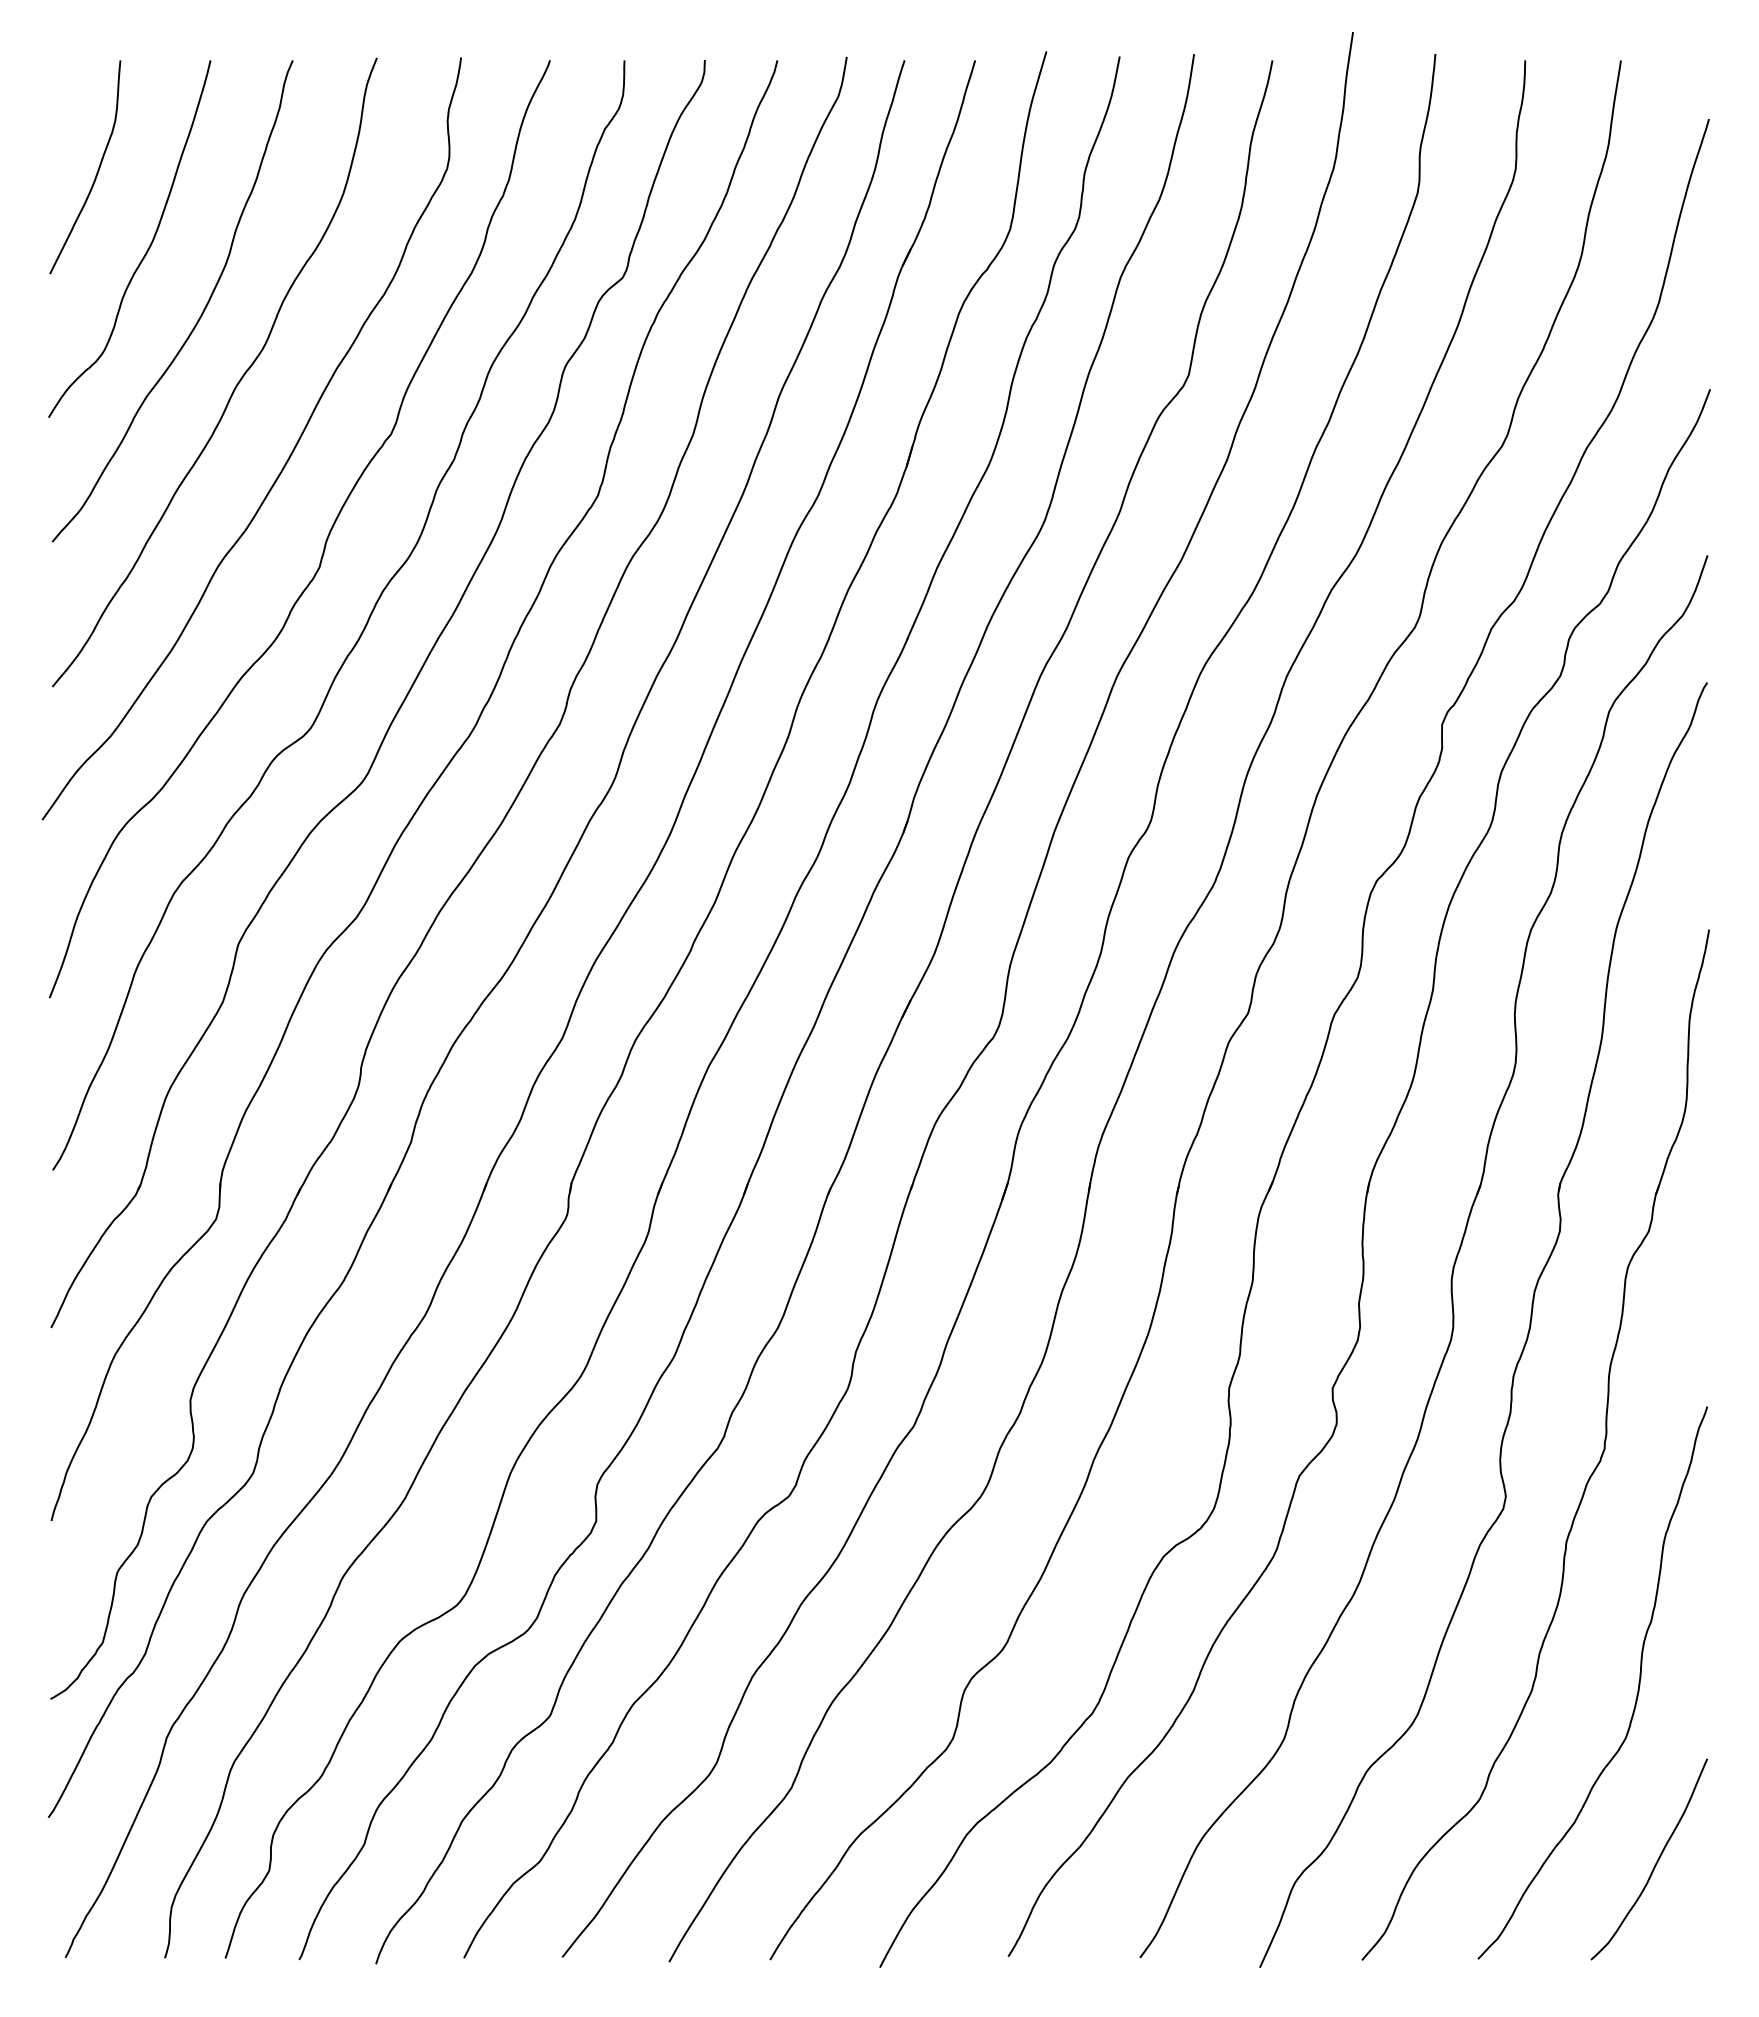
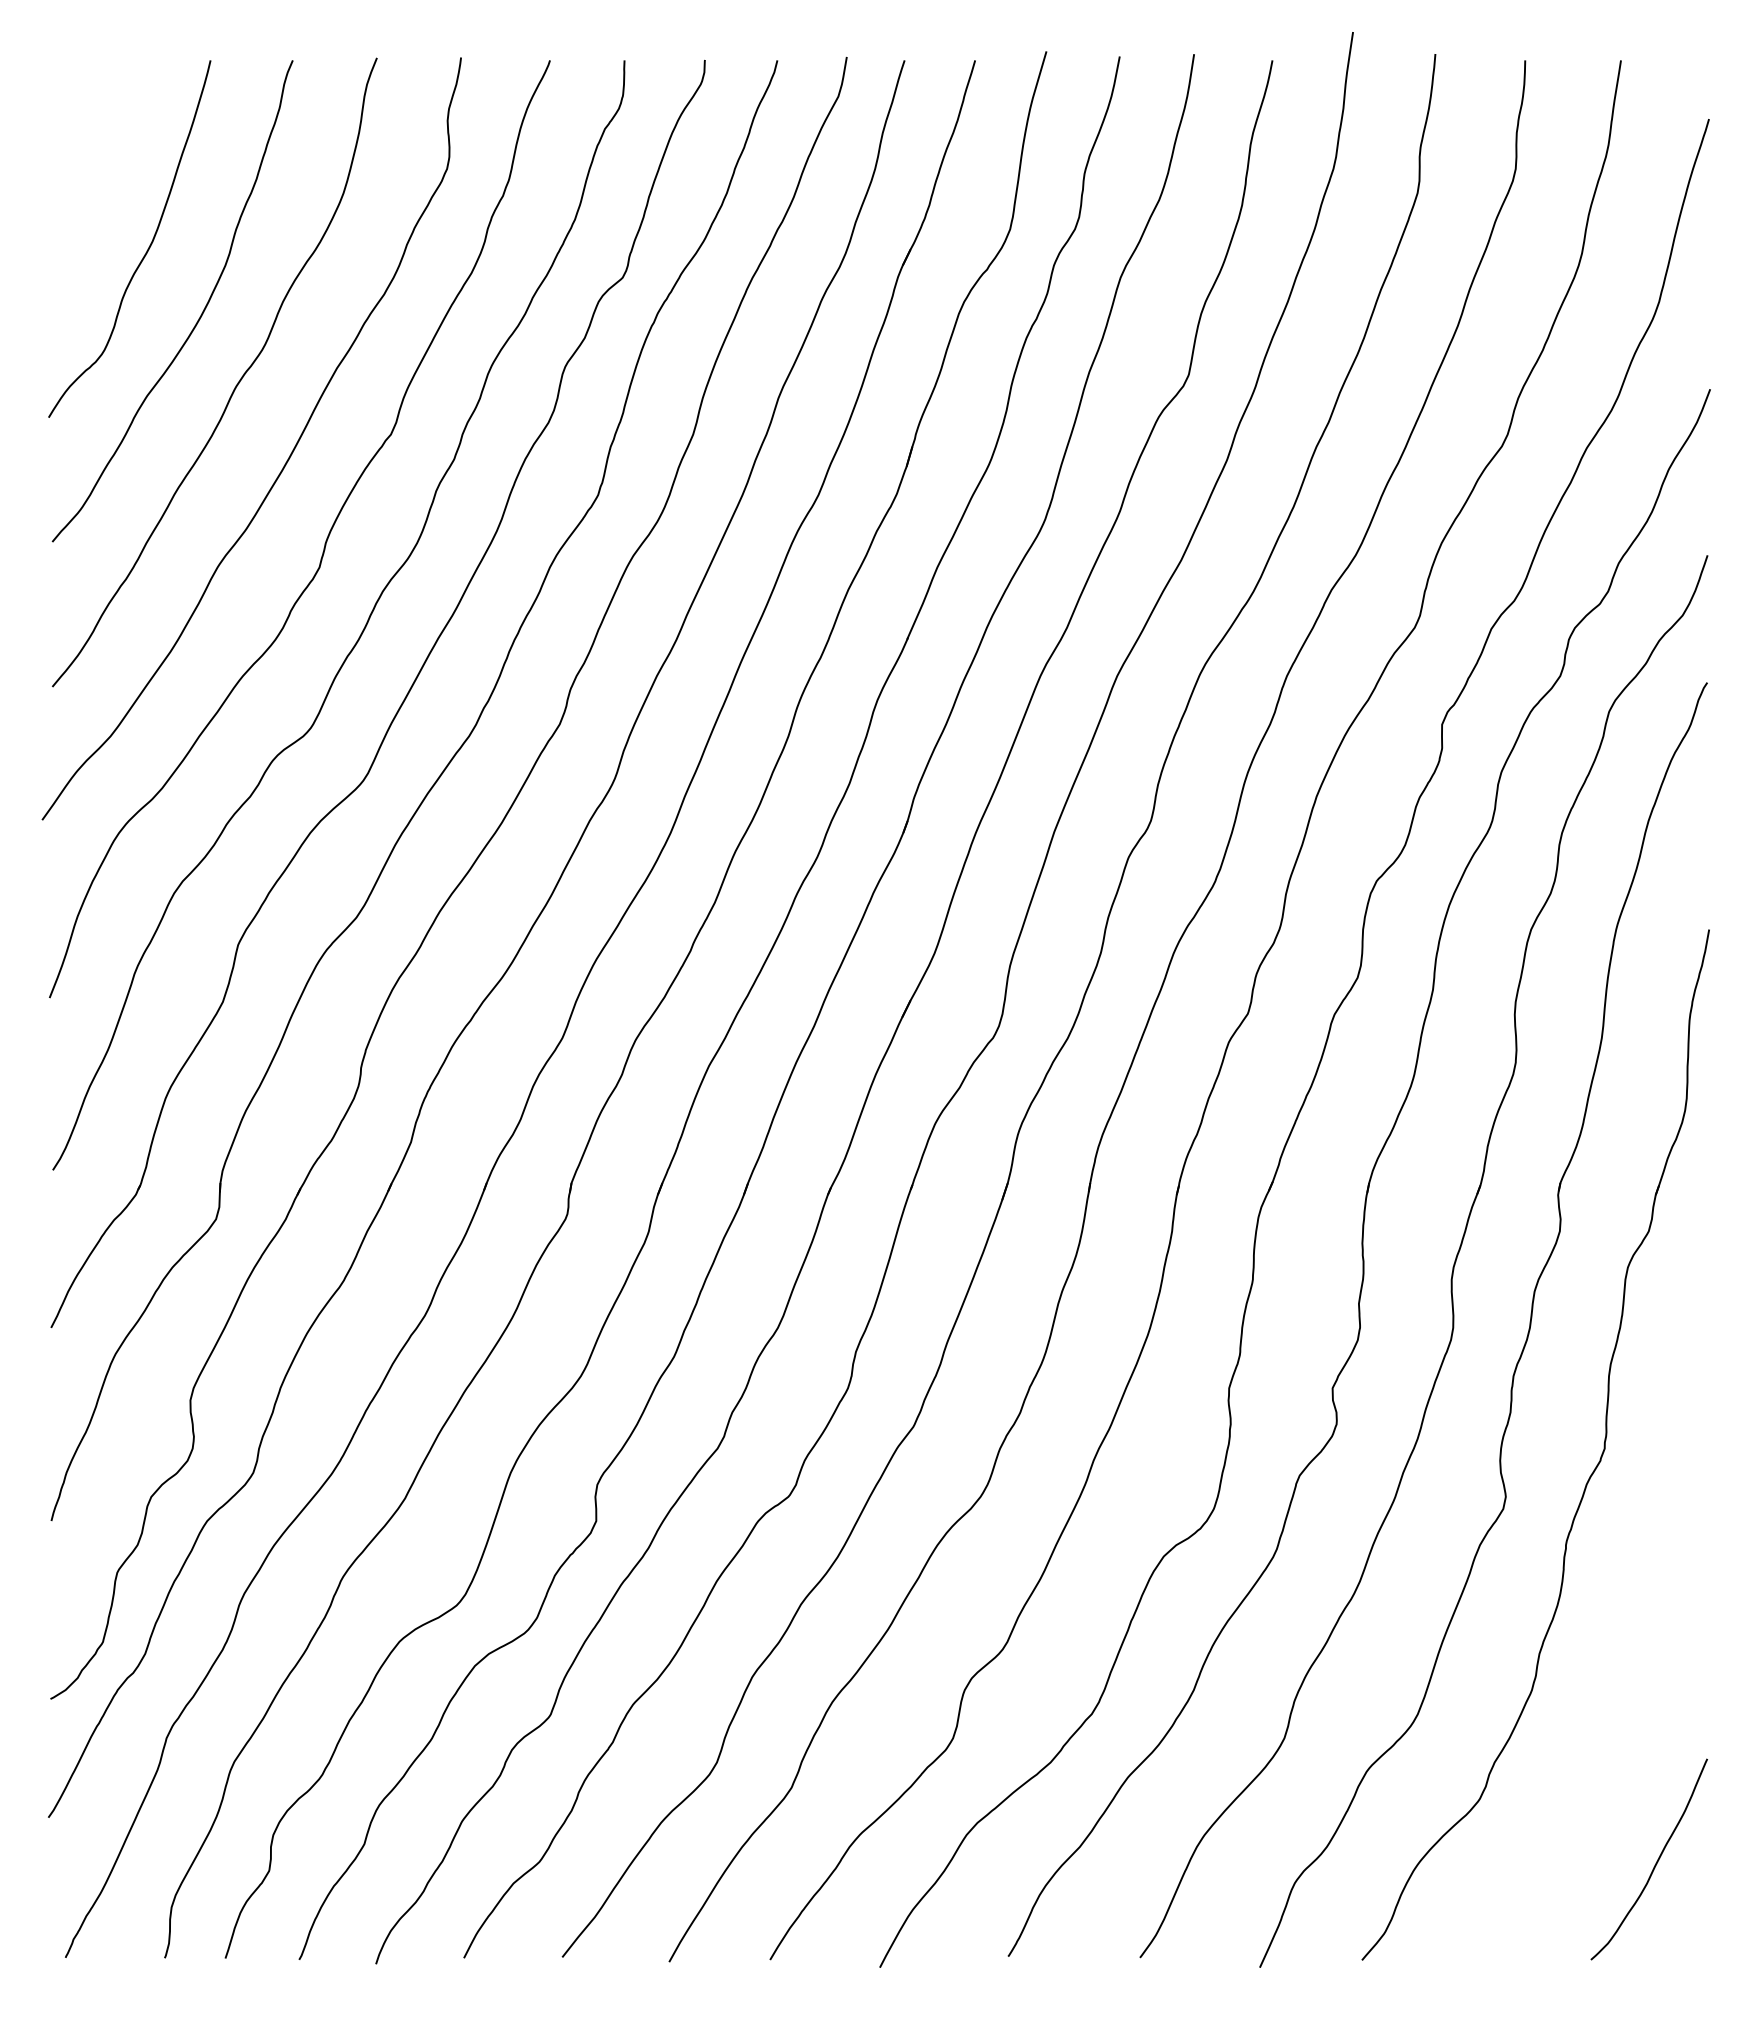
curve: present -> none (96, 172)
curve: present -> none (1637, 1689)
